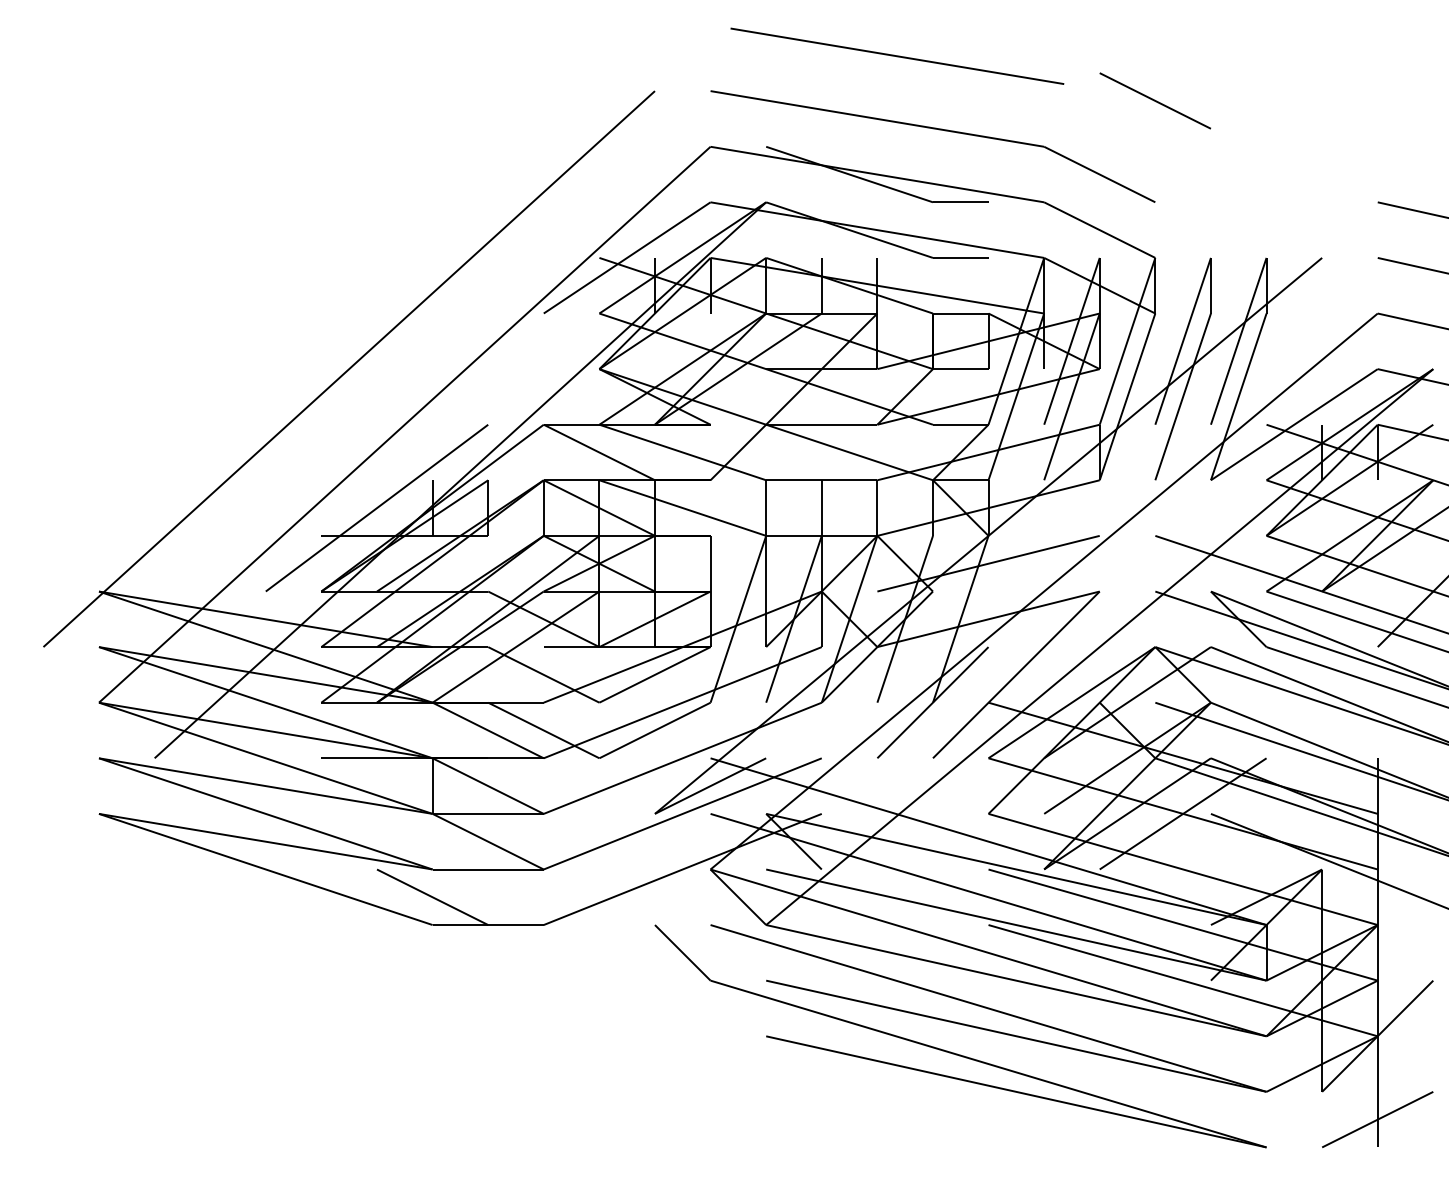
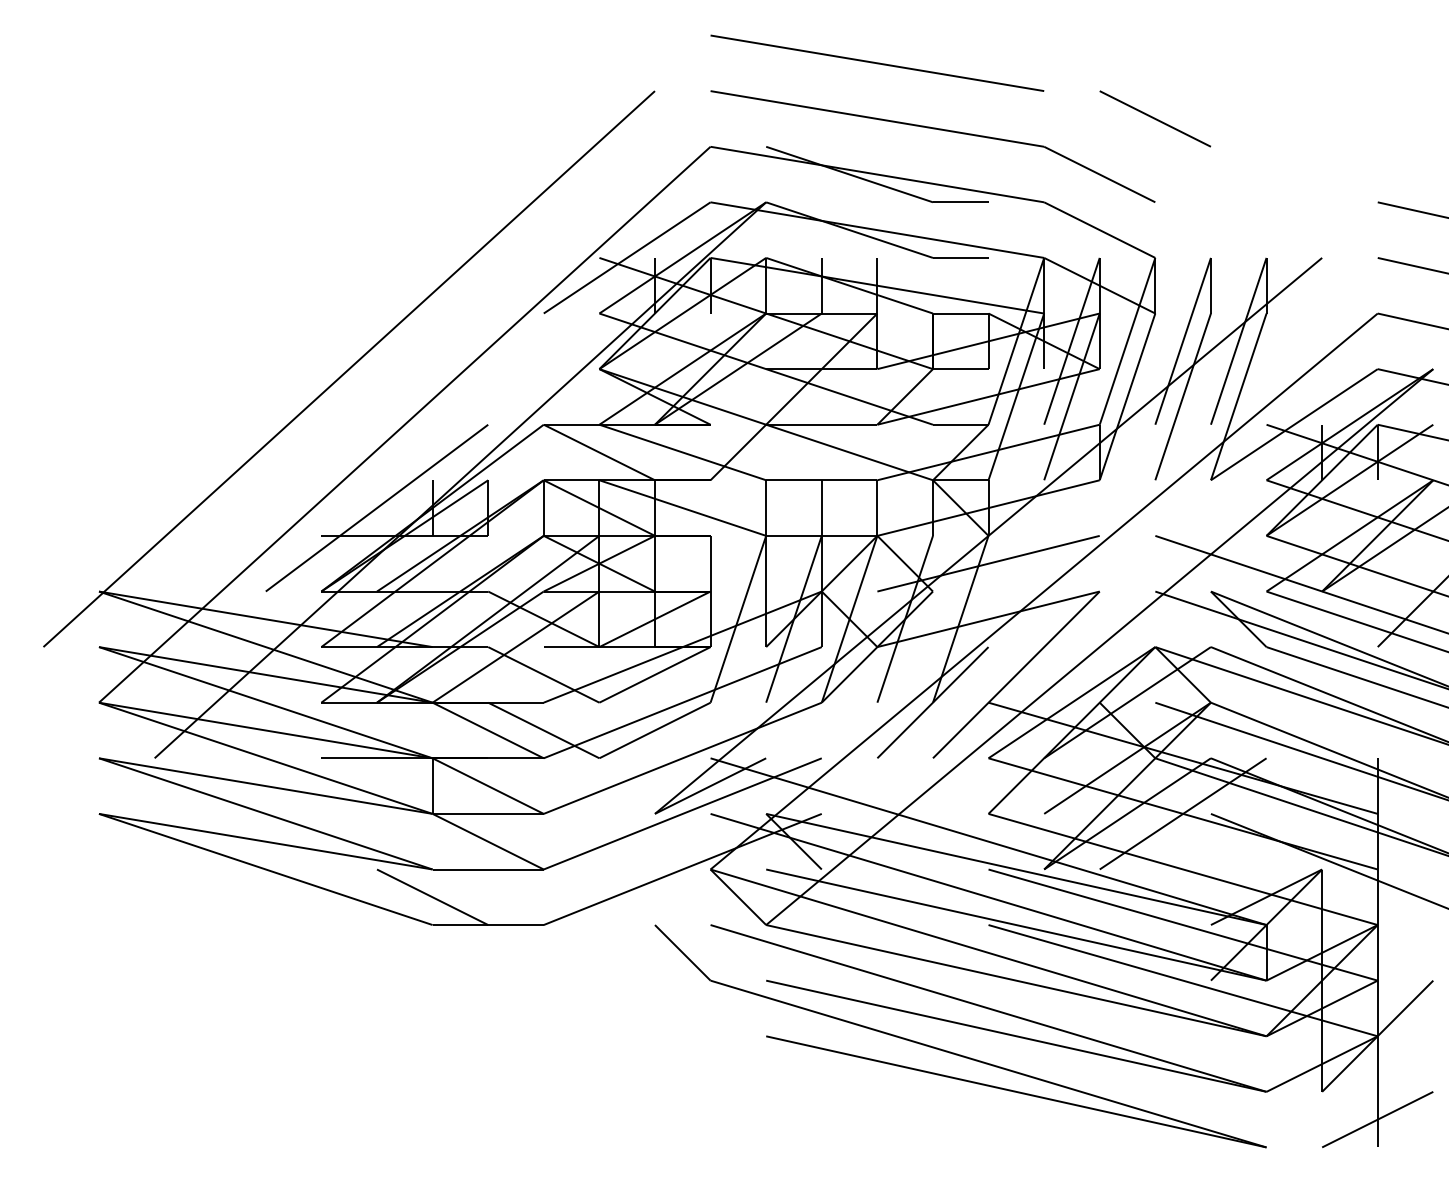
line position: (897, 55) -> (877, 62) (877, 62)
line position: (1155, 100) -> (1155, 118) (1155, 118)
